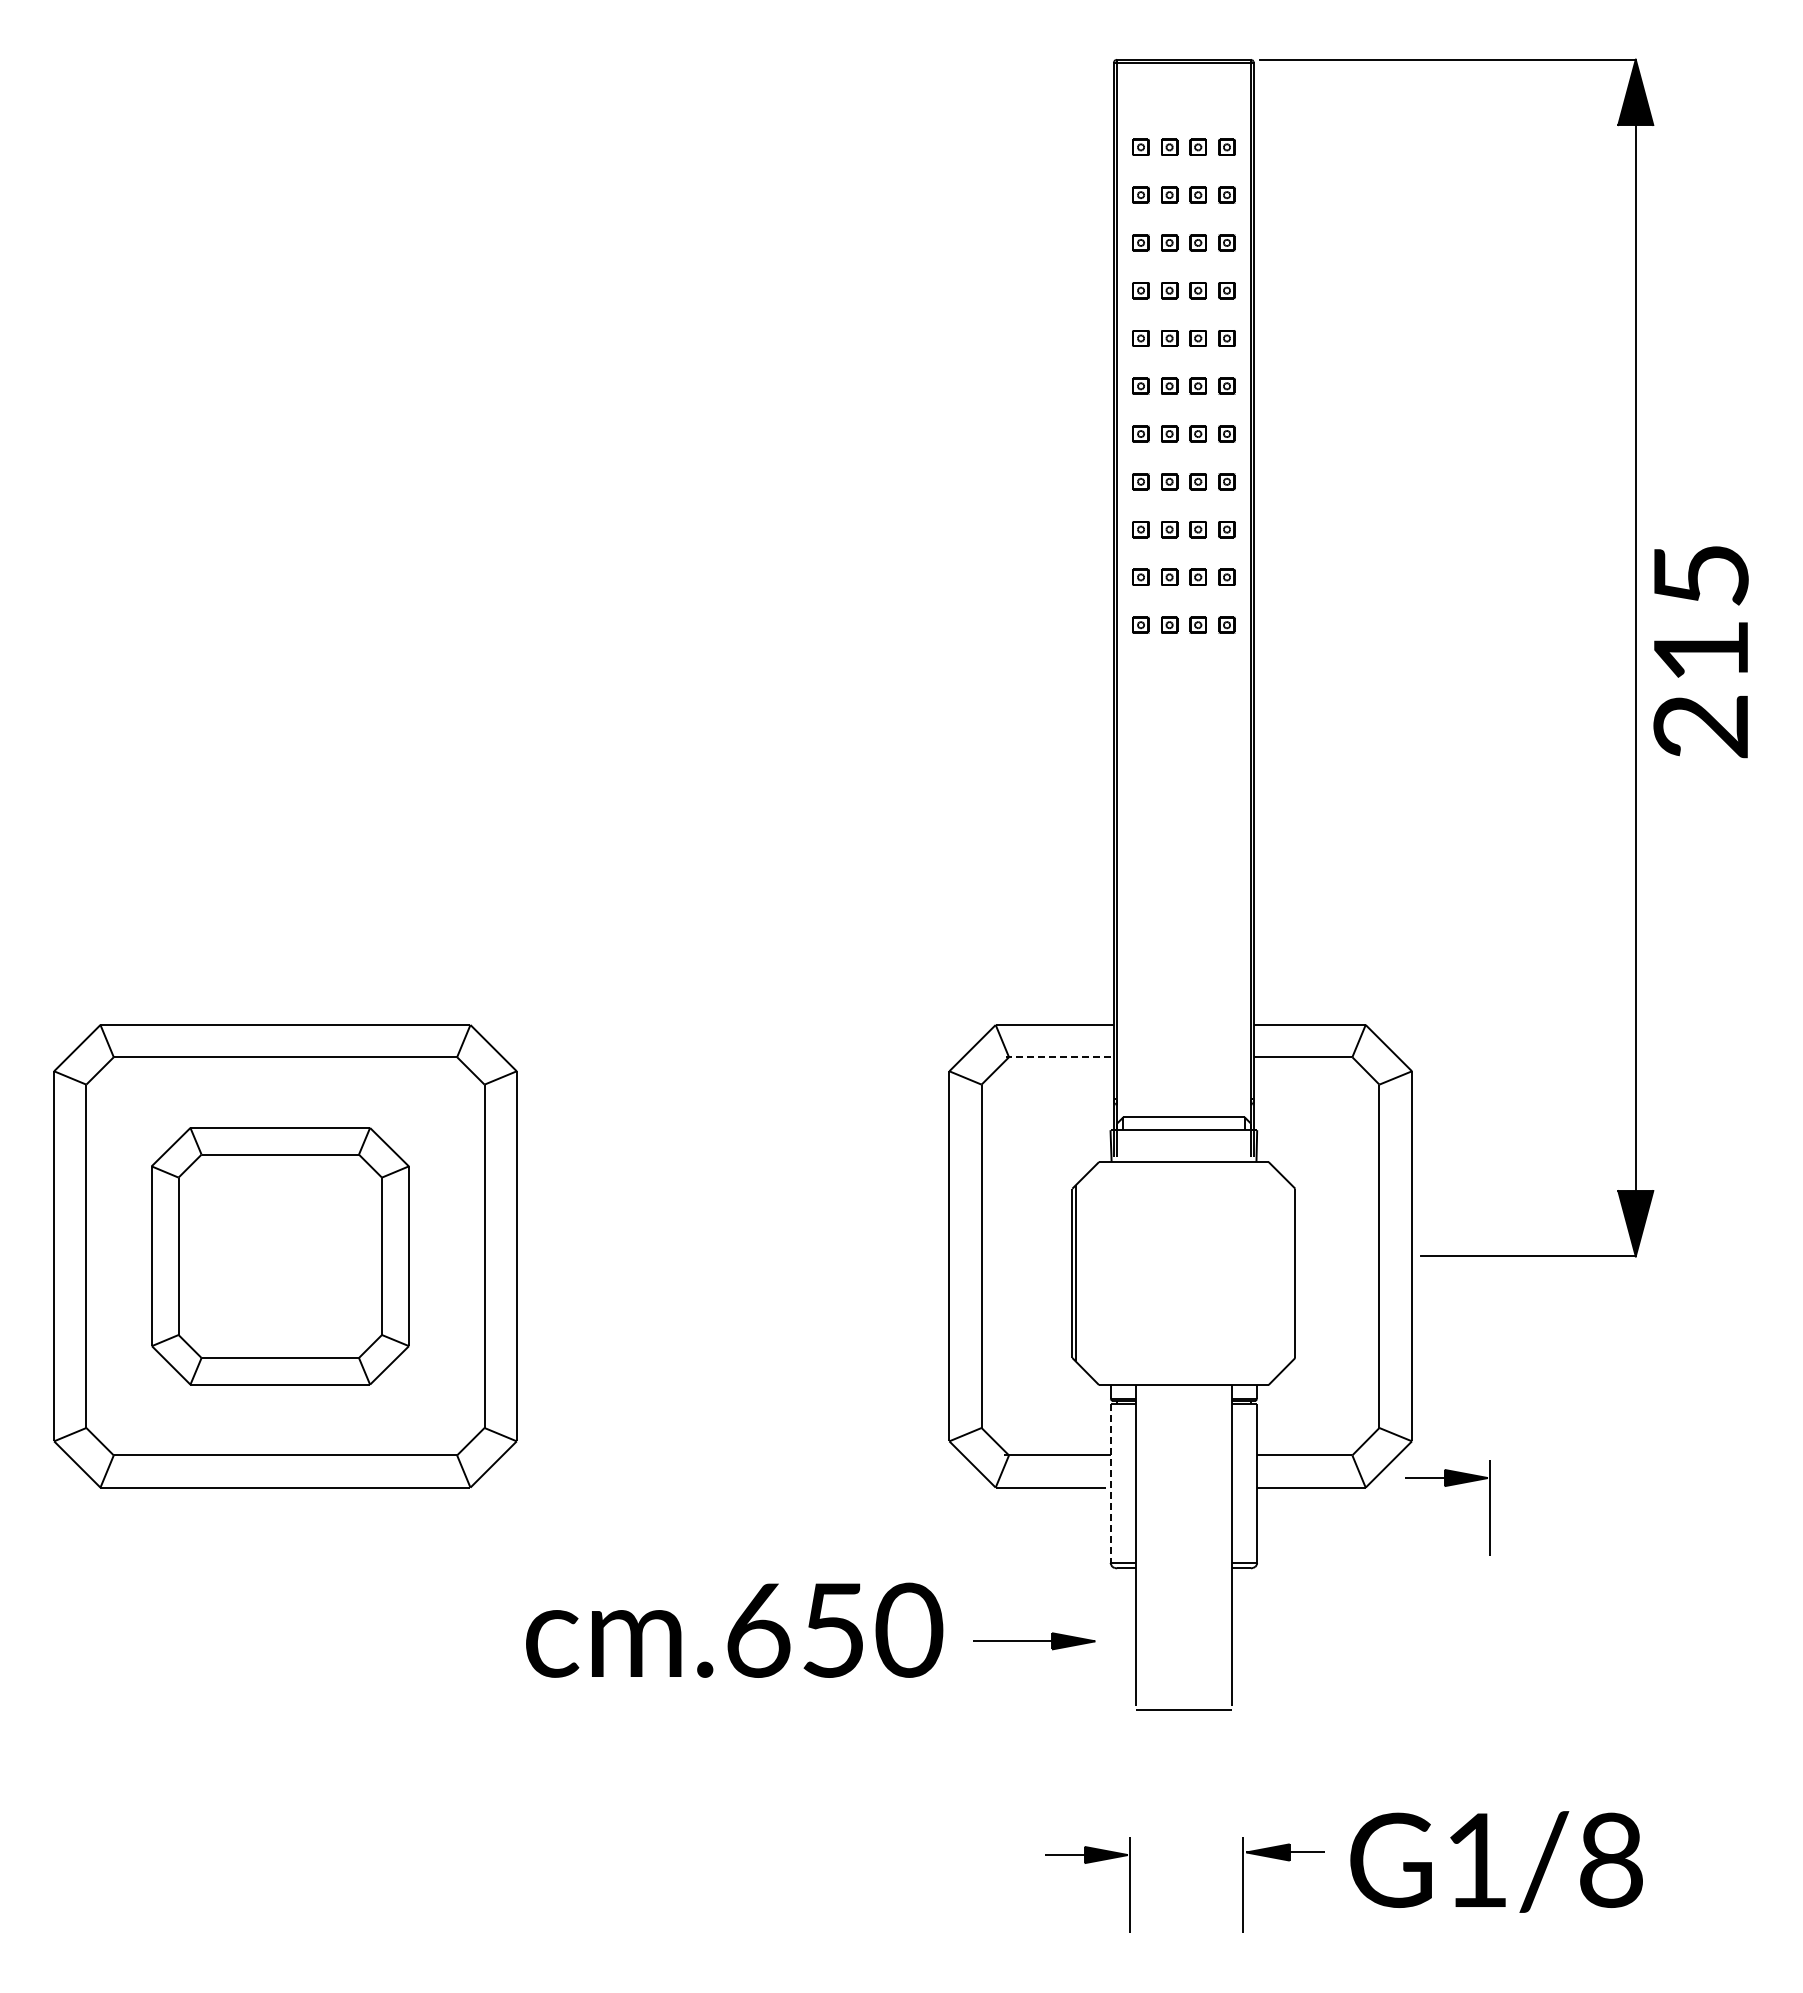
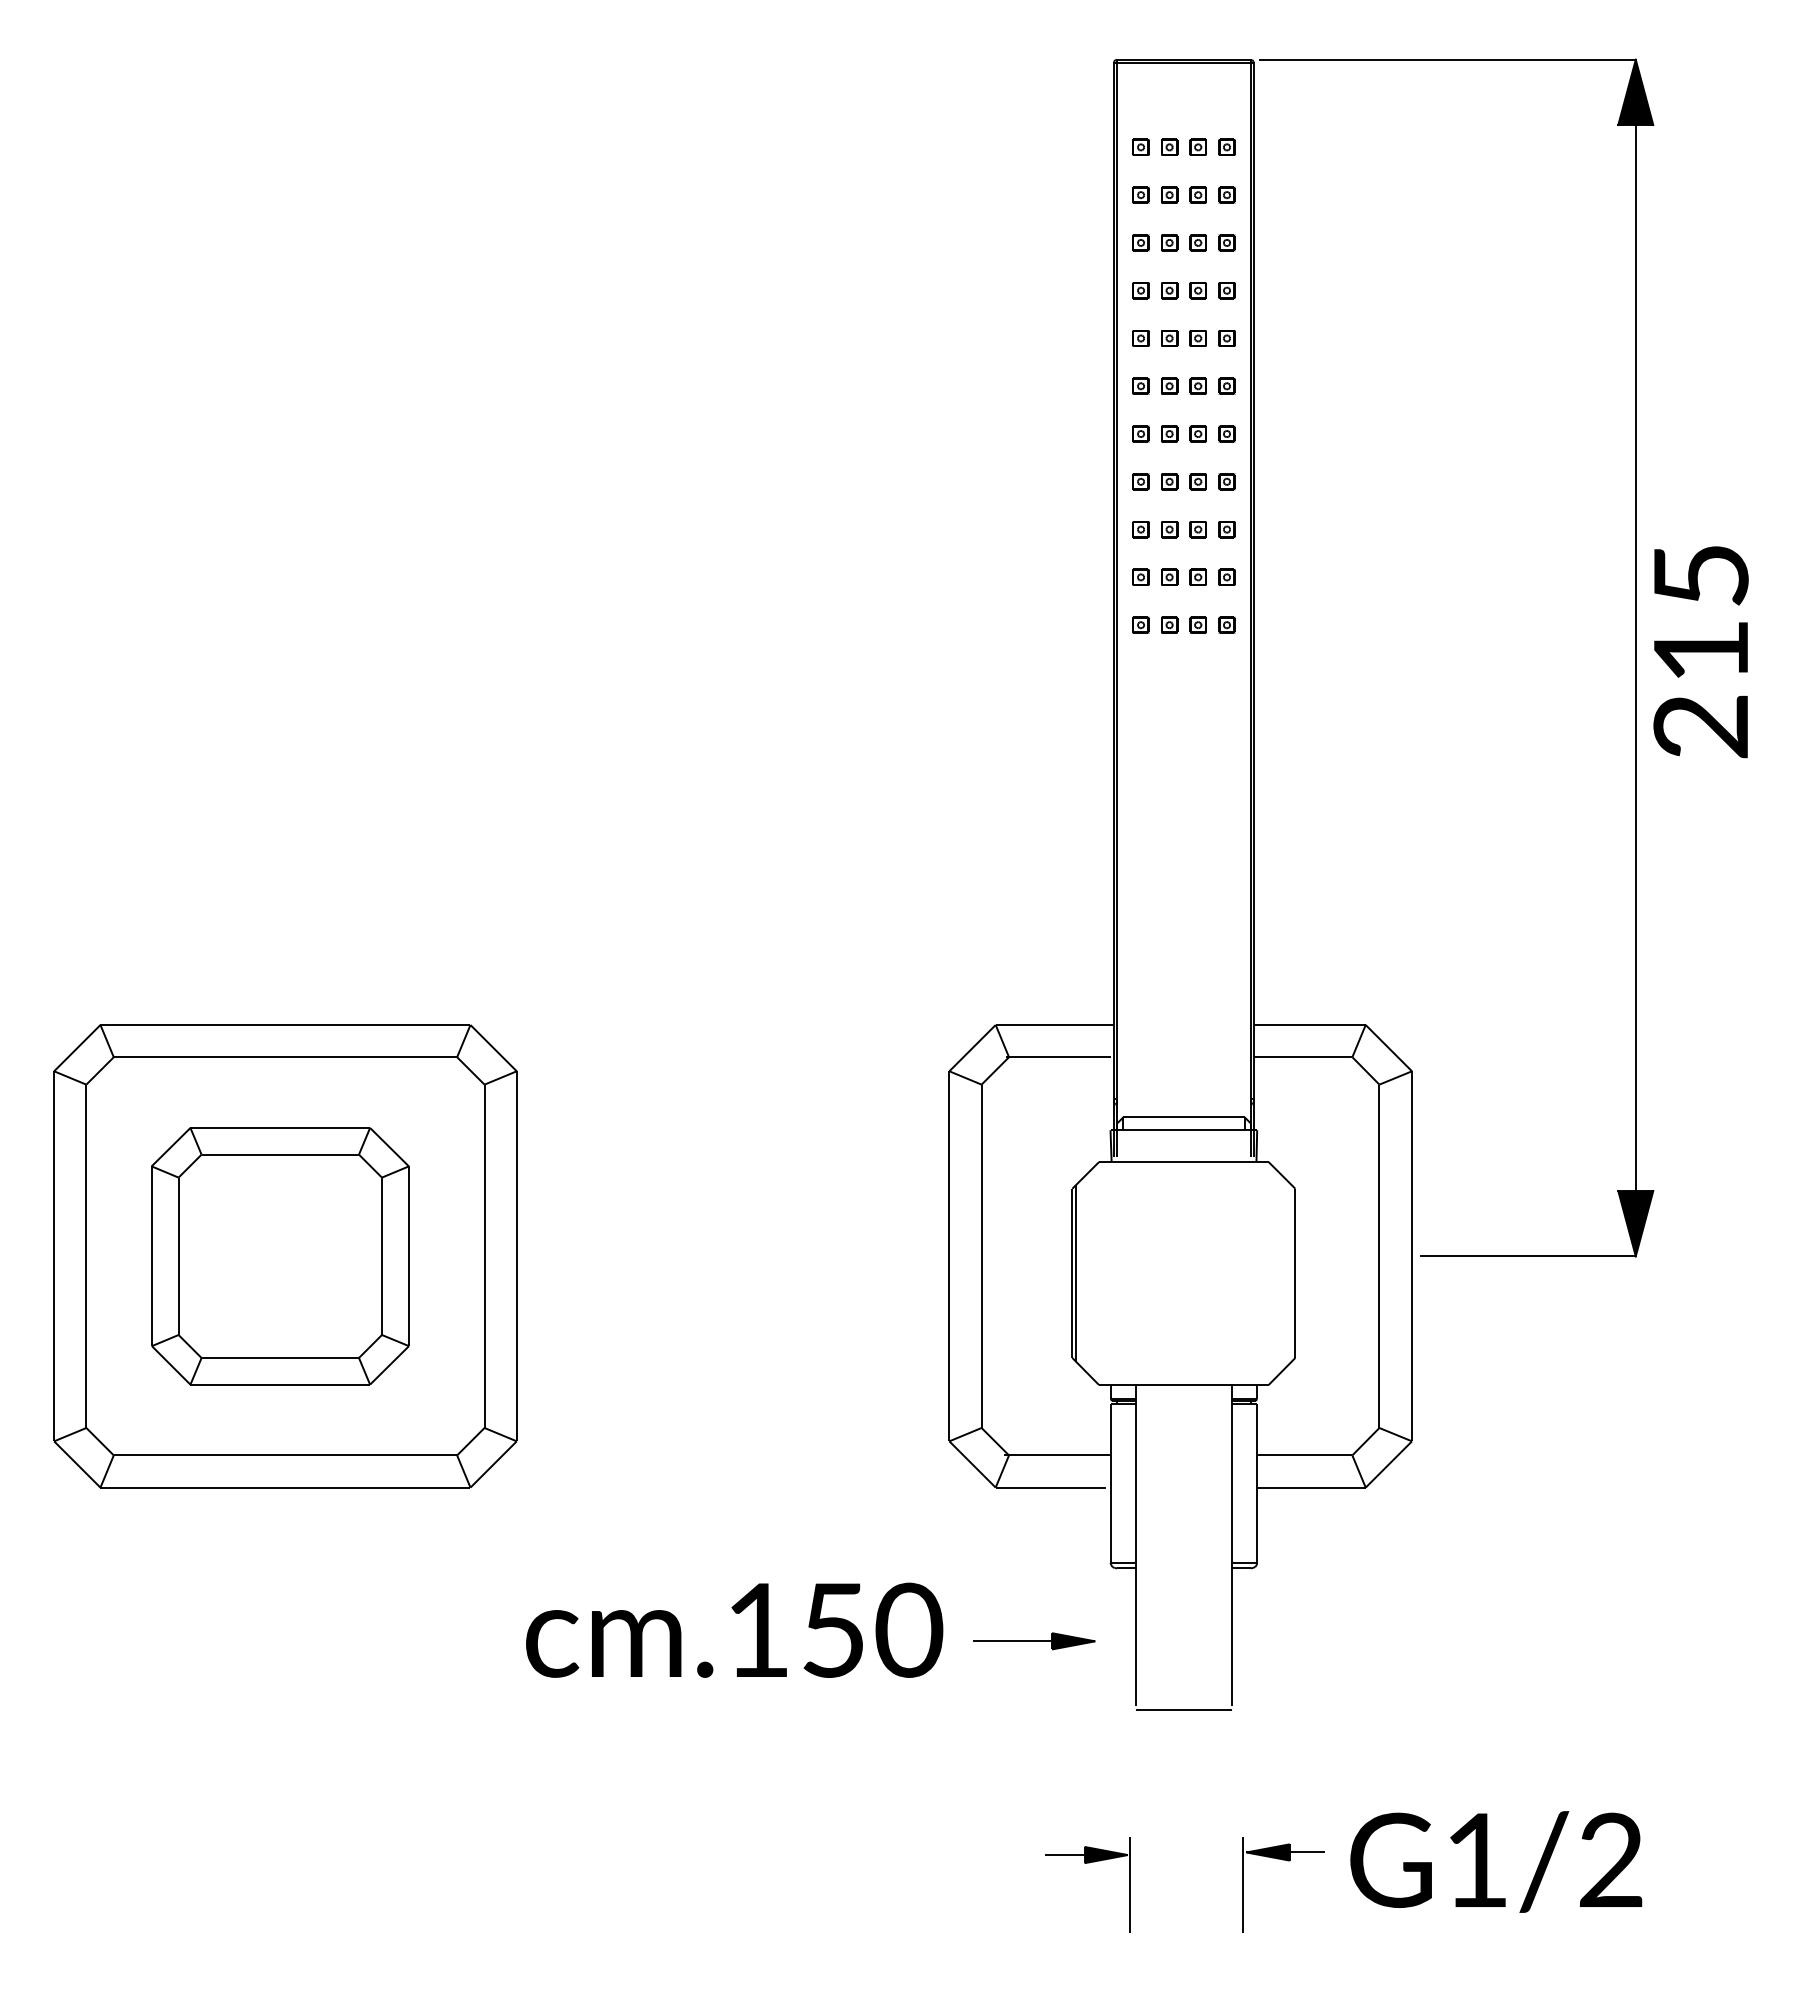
line: dashed -> solid (1057, 1057)
line: dashed -> solid (1110, 1483)
part: present -> none (1447, 1486)
text: cm.650 -> cm.150 (758, 1630)
text: G1/8 -> G1/2 (1611, 1859)
